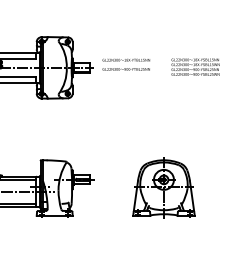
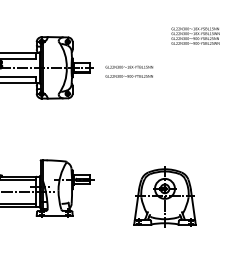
text position: (126, 64) -> (129, 71) (129, 71)
text position: (195, 66) -> (195, 35) (195, 35)
part position: (163, 187) -> (164, 196) (164, 196)
